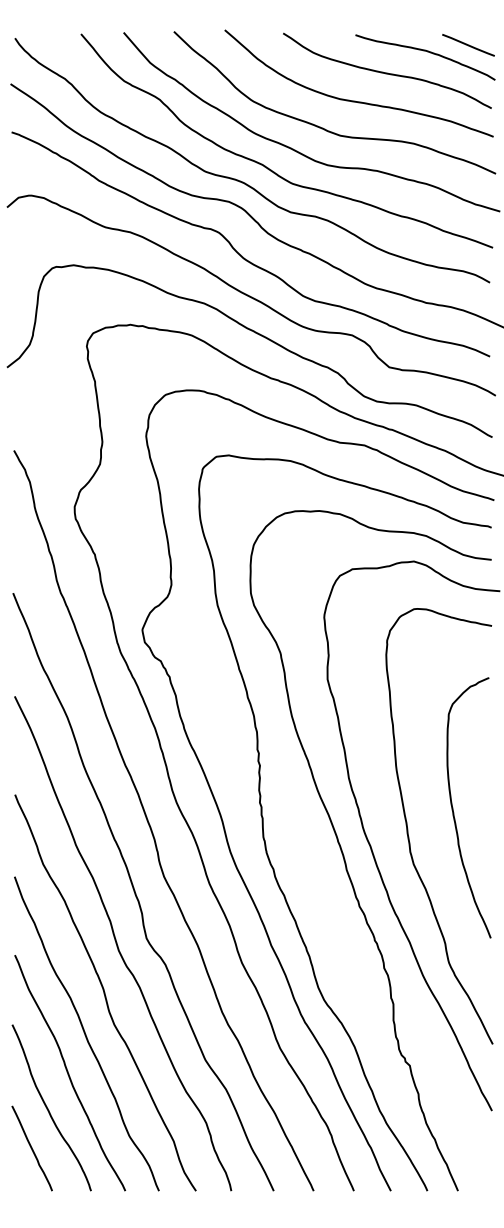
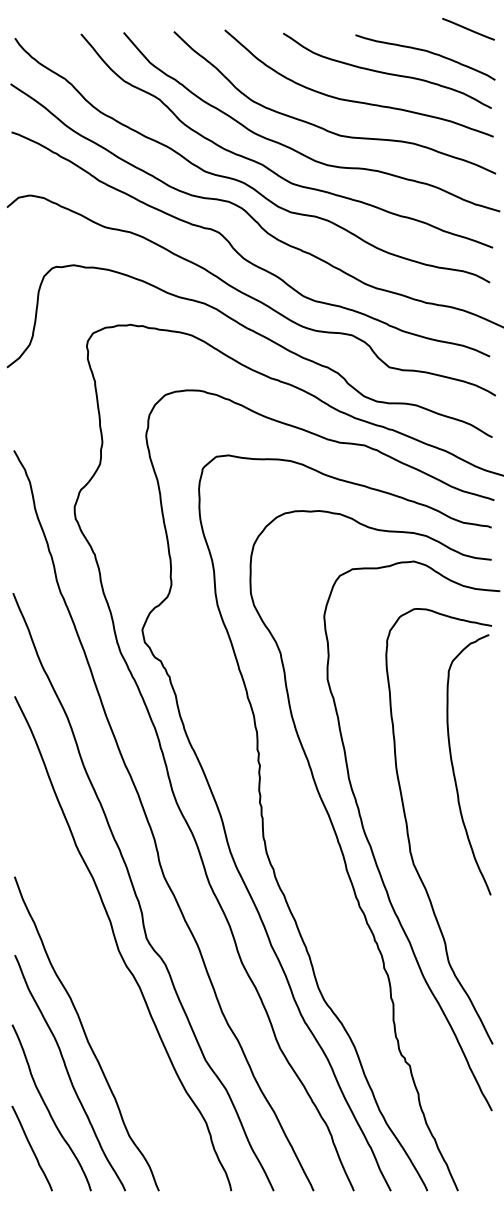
line position: (468, 45) -> (468, 29) (468, 29)
curve position: (454, 812) -> (454, 769) (454, 769)
curve: present -> none (105, 992)
